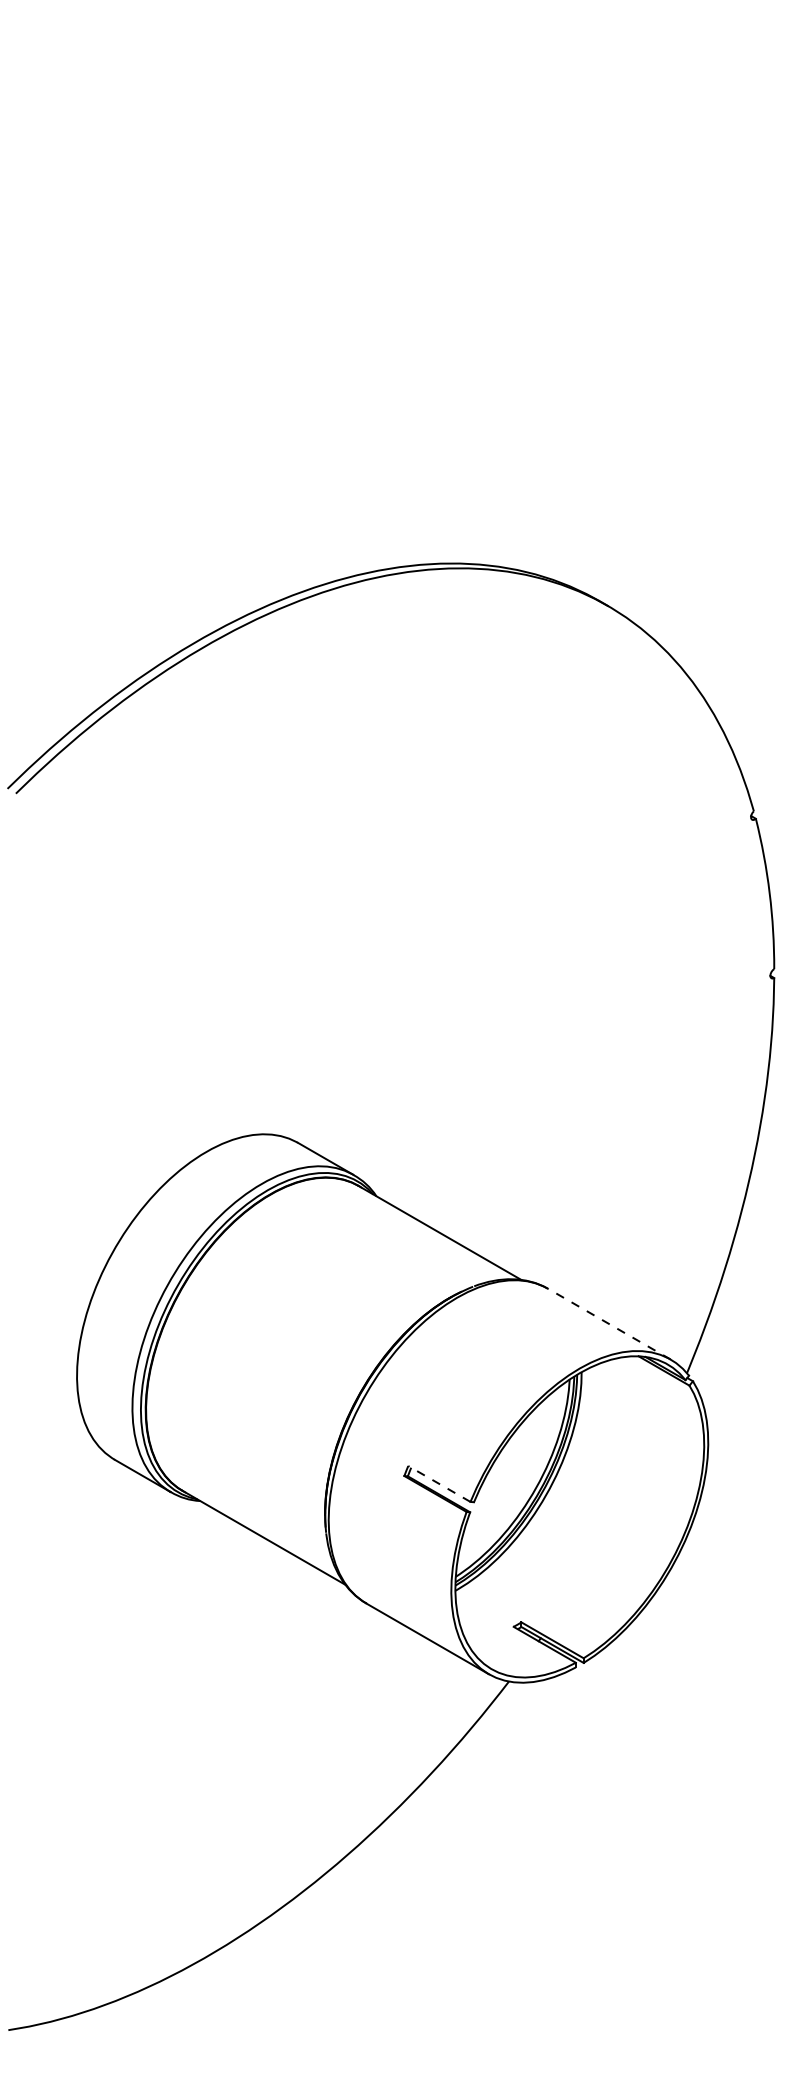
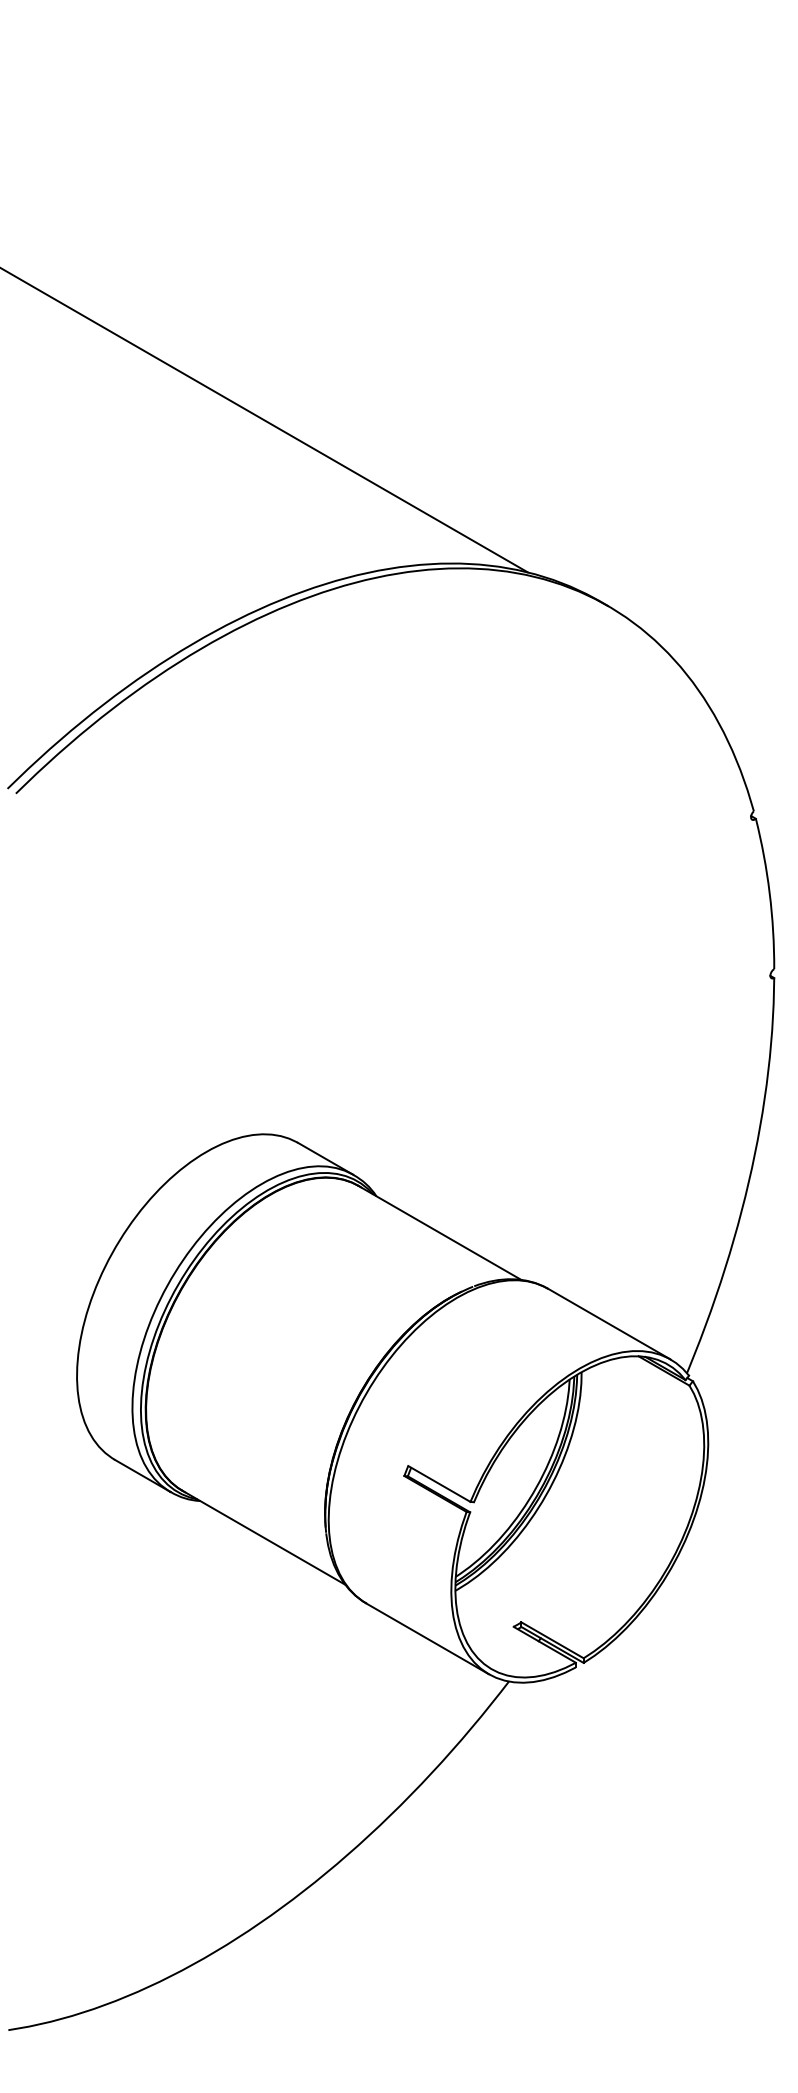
line: none -> present (264, 420)
line: dashed -> solid (609, 1324)
line: dashed -> solid (439, 1483)
